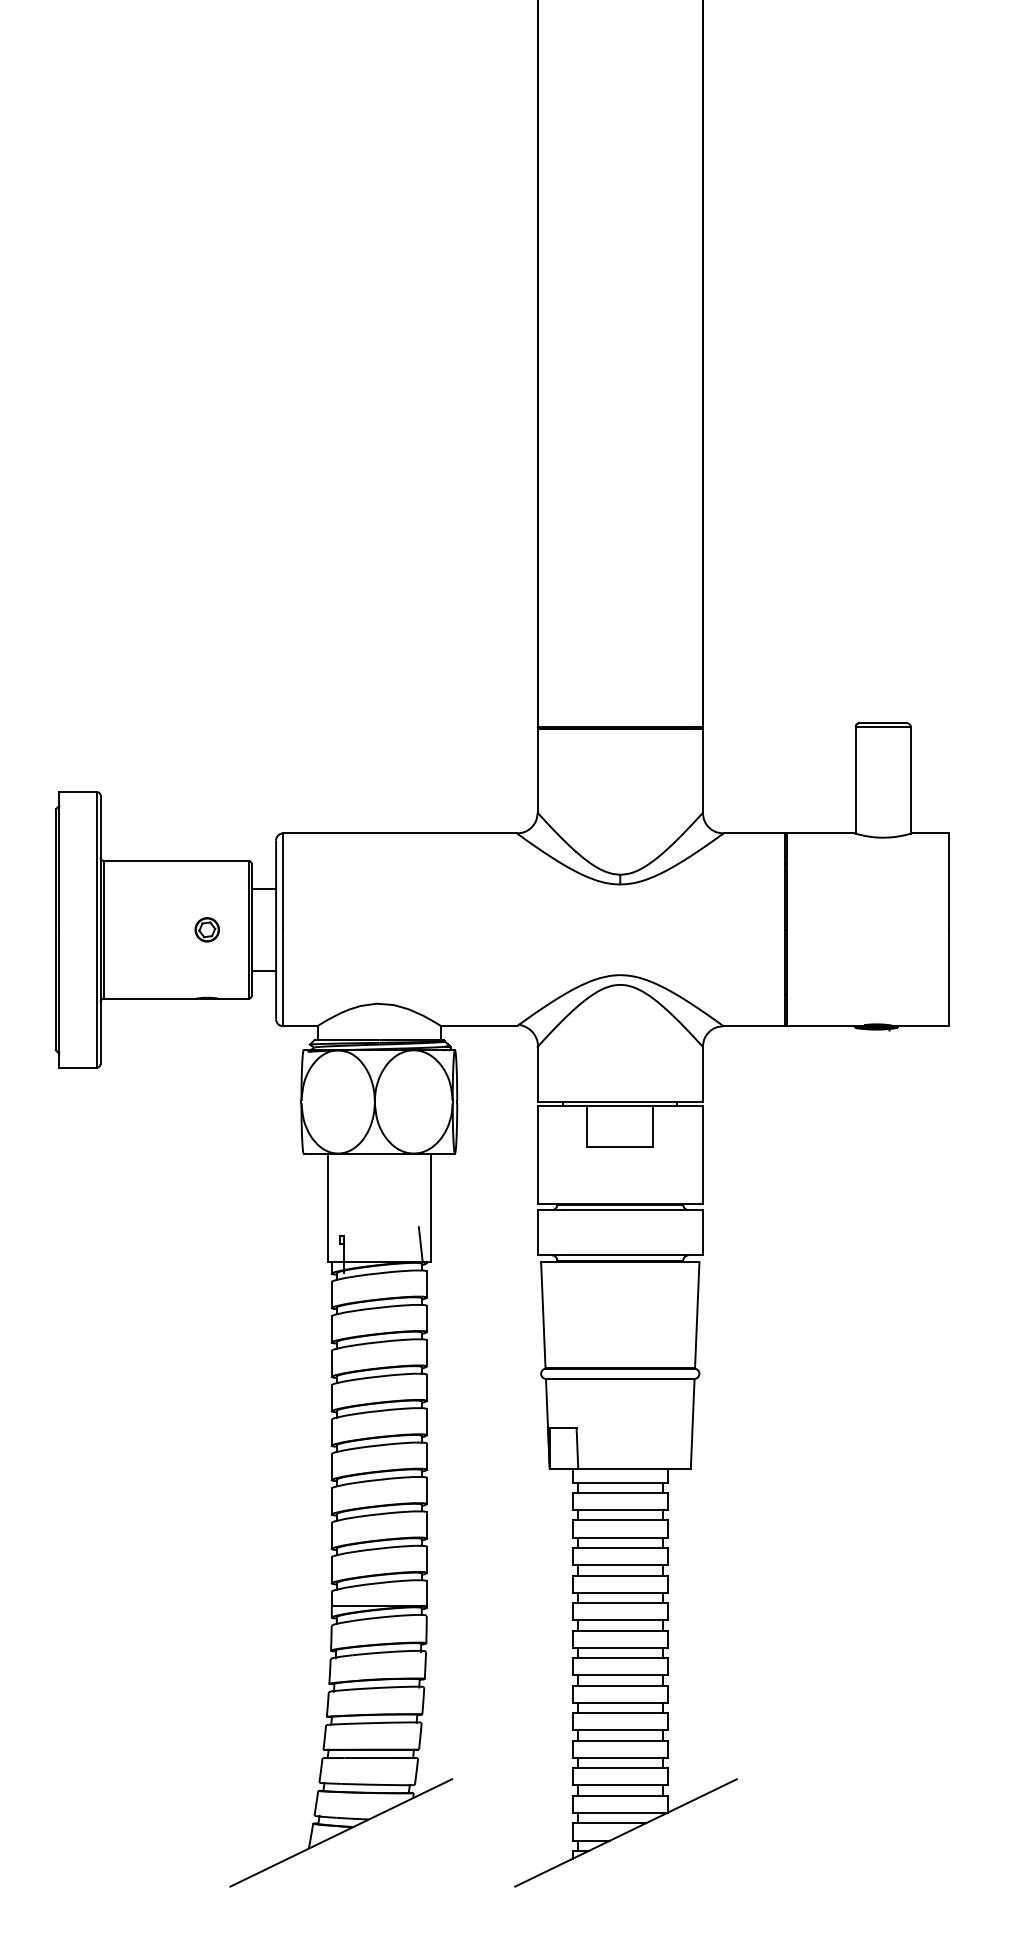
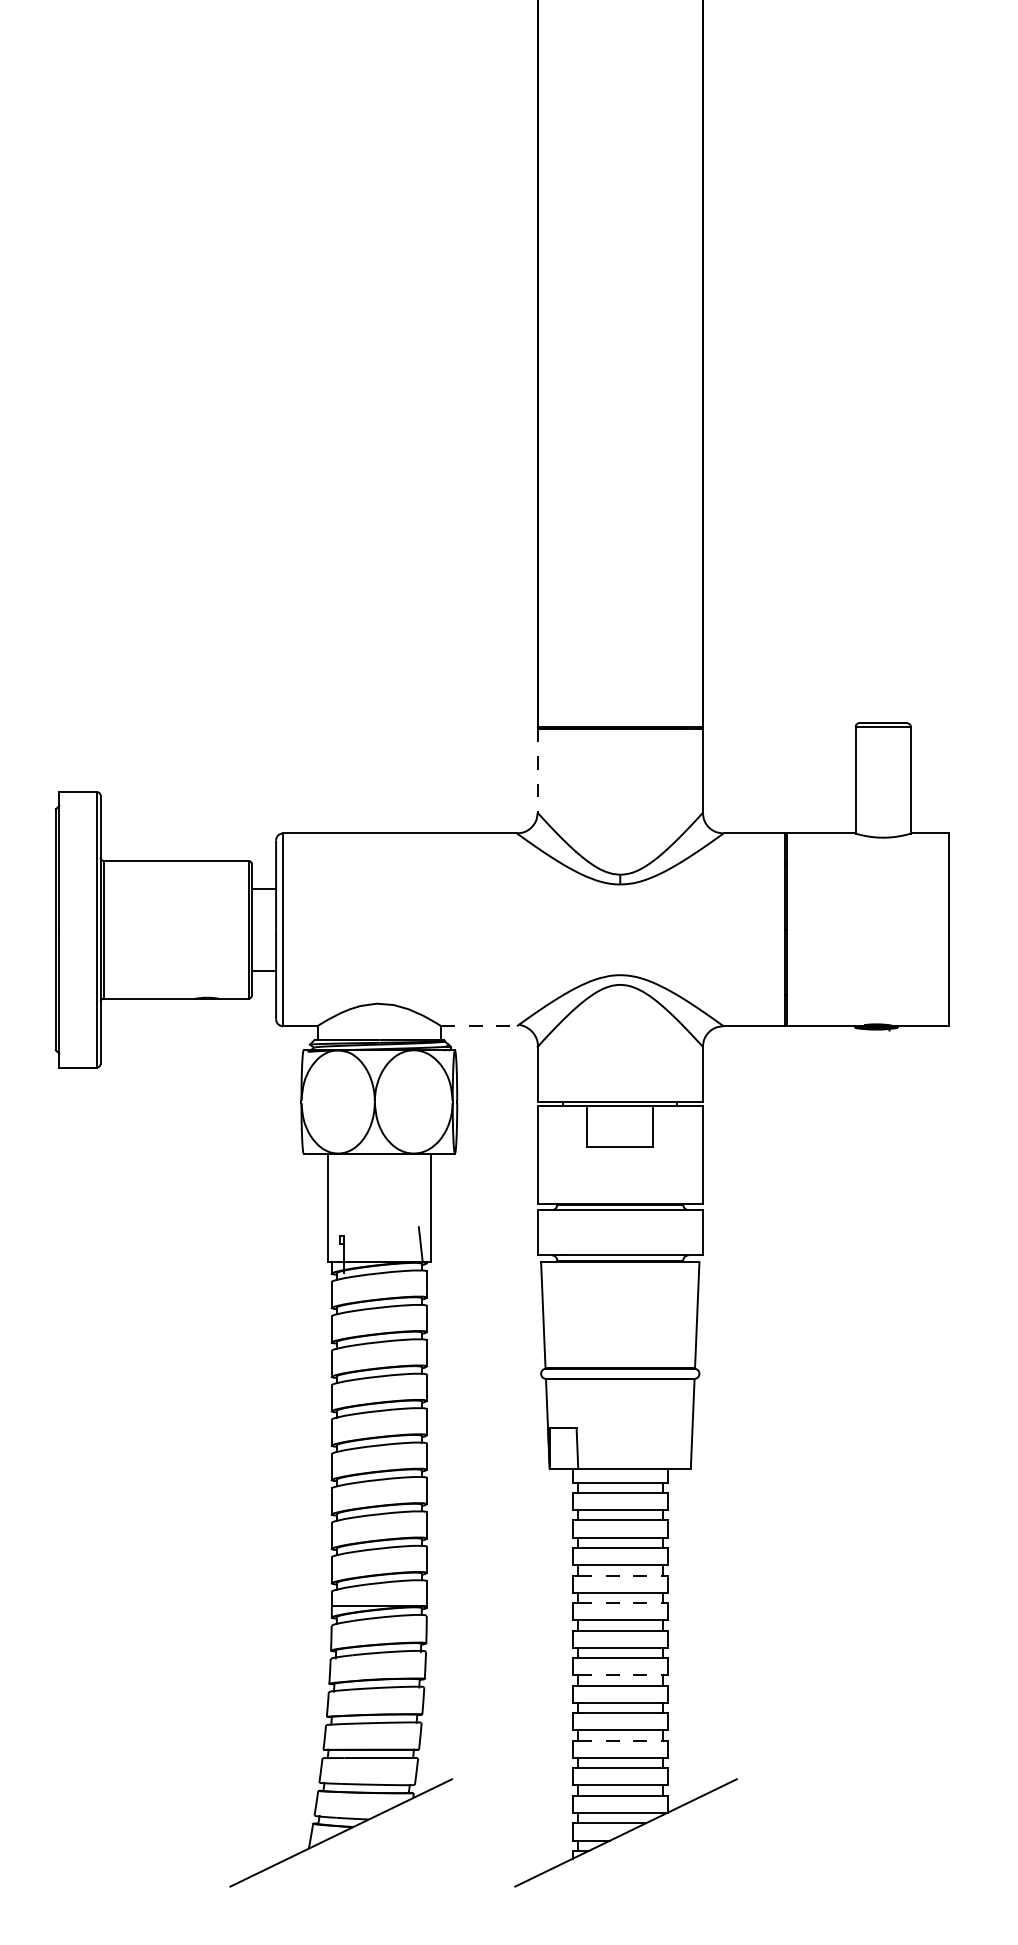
line: solid -> dashed (537, 771)
part: present -> none (206, 929)
line: solid -> dashed (479, 1026)
line: solid -> dashed (623, 1575)
line: solid -> dashed (623, 1603)
line: solid -> dashed (623, 1675)
line: solid -> dashed (623, 1740)
